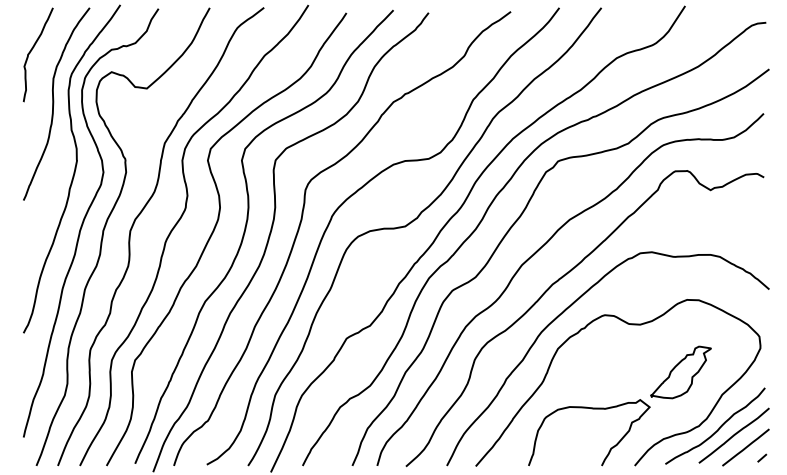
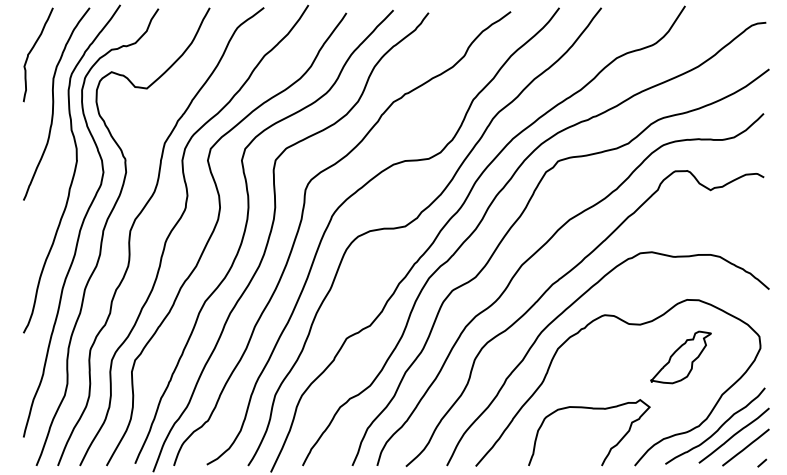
part position: (680, 372) -> (680, 357) (680, 357)
line position: (762, 457) -> (762, 462) (762, 462)
